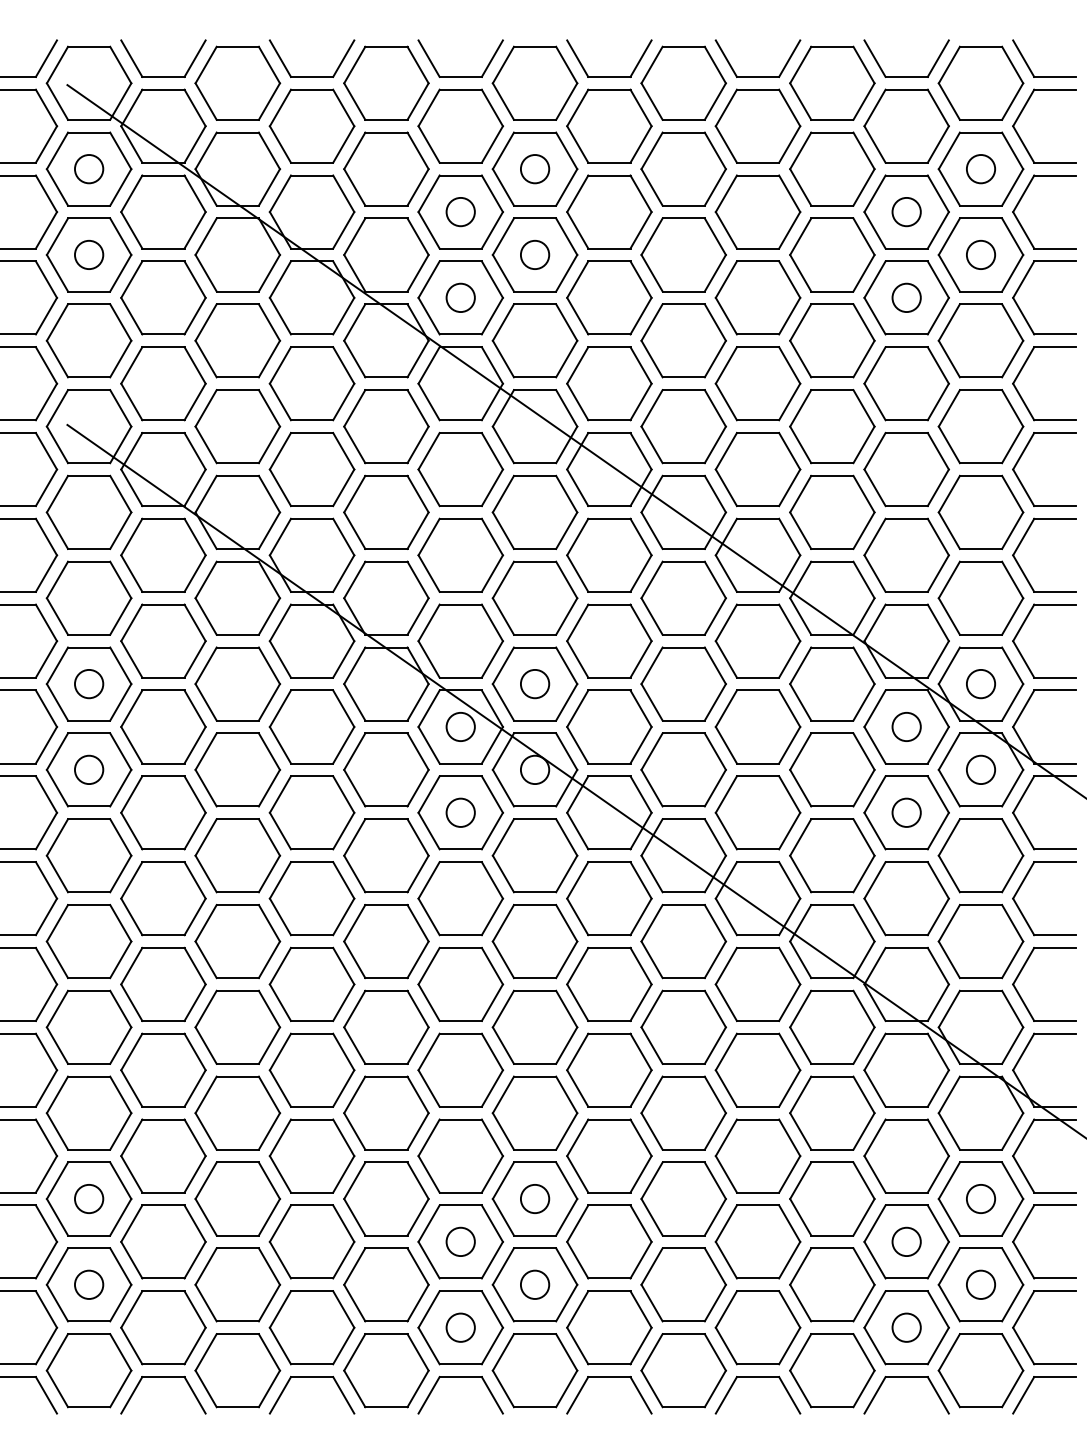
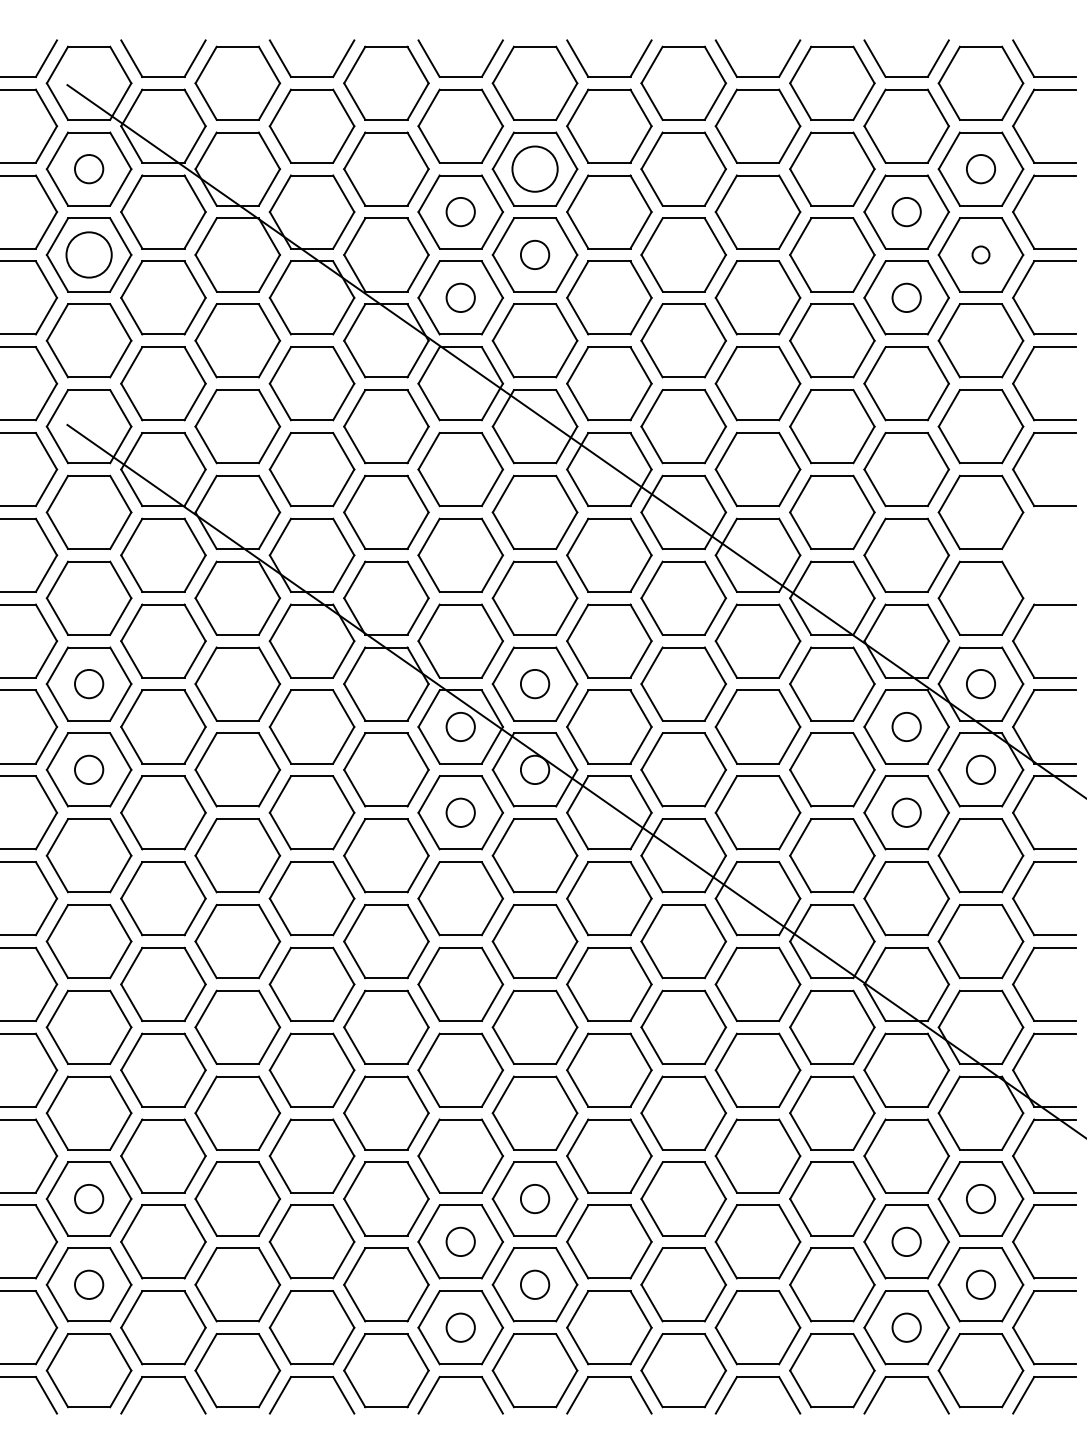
circle diameter: 28 px -> 45 px (534, 168)
circle diameter: 28 px -> 45 px (88, 254)
circle diameter: 28 px -> 17 px (980, 254)
part: present -> none (1021, 543)
